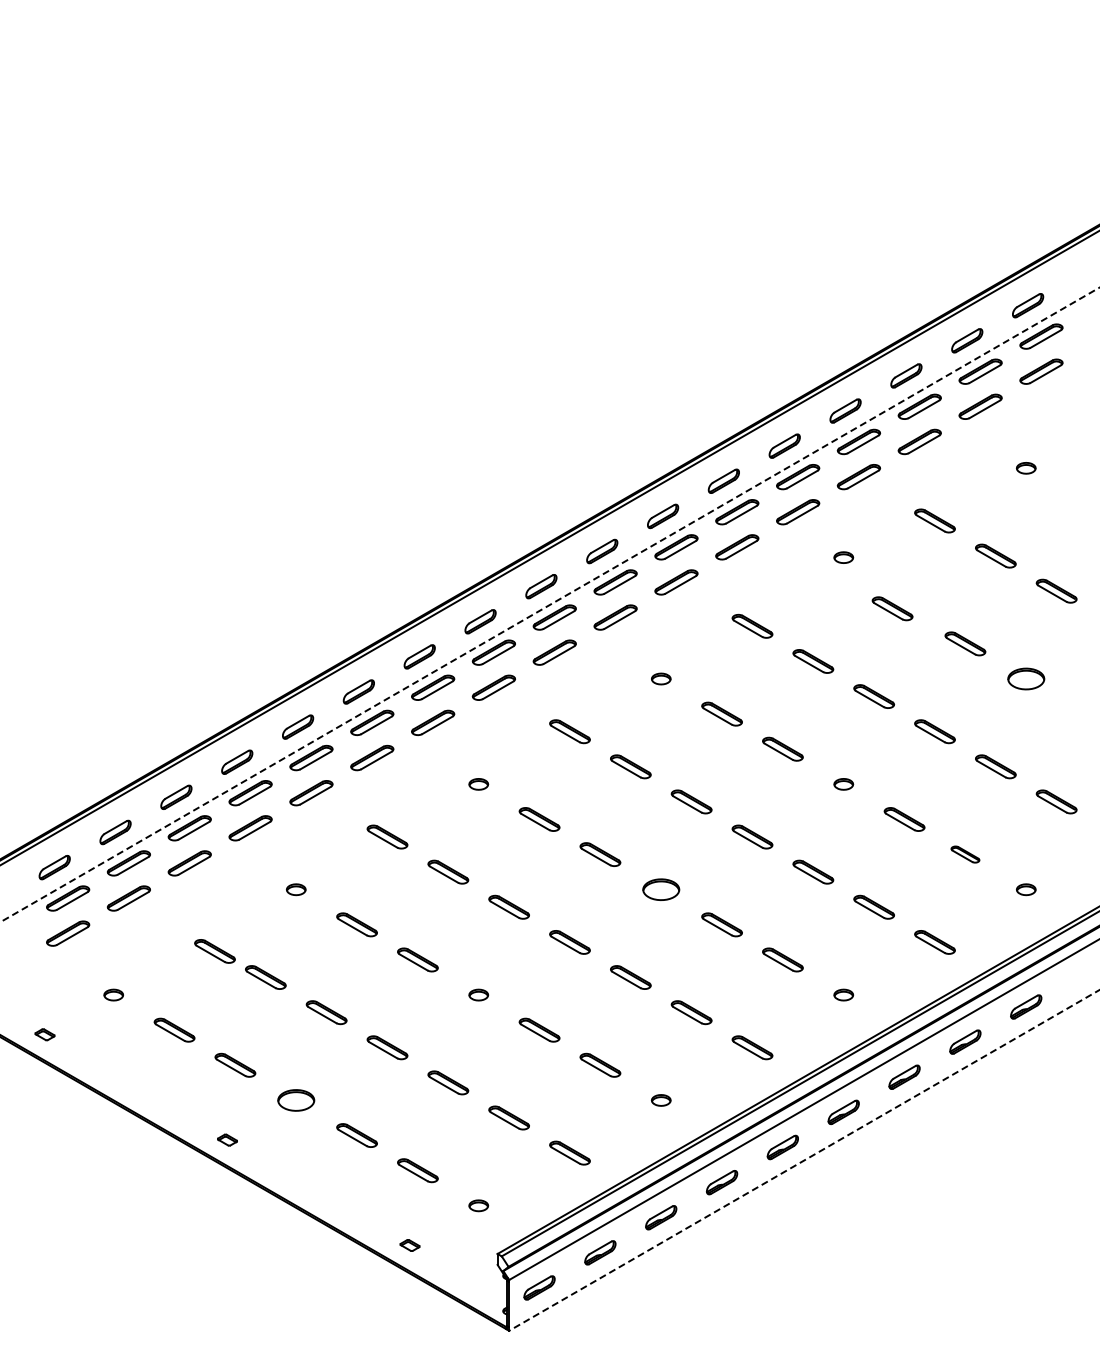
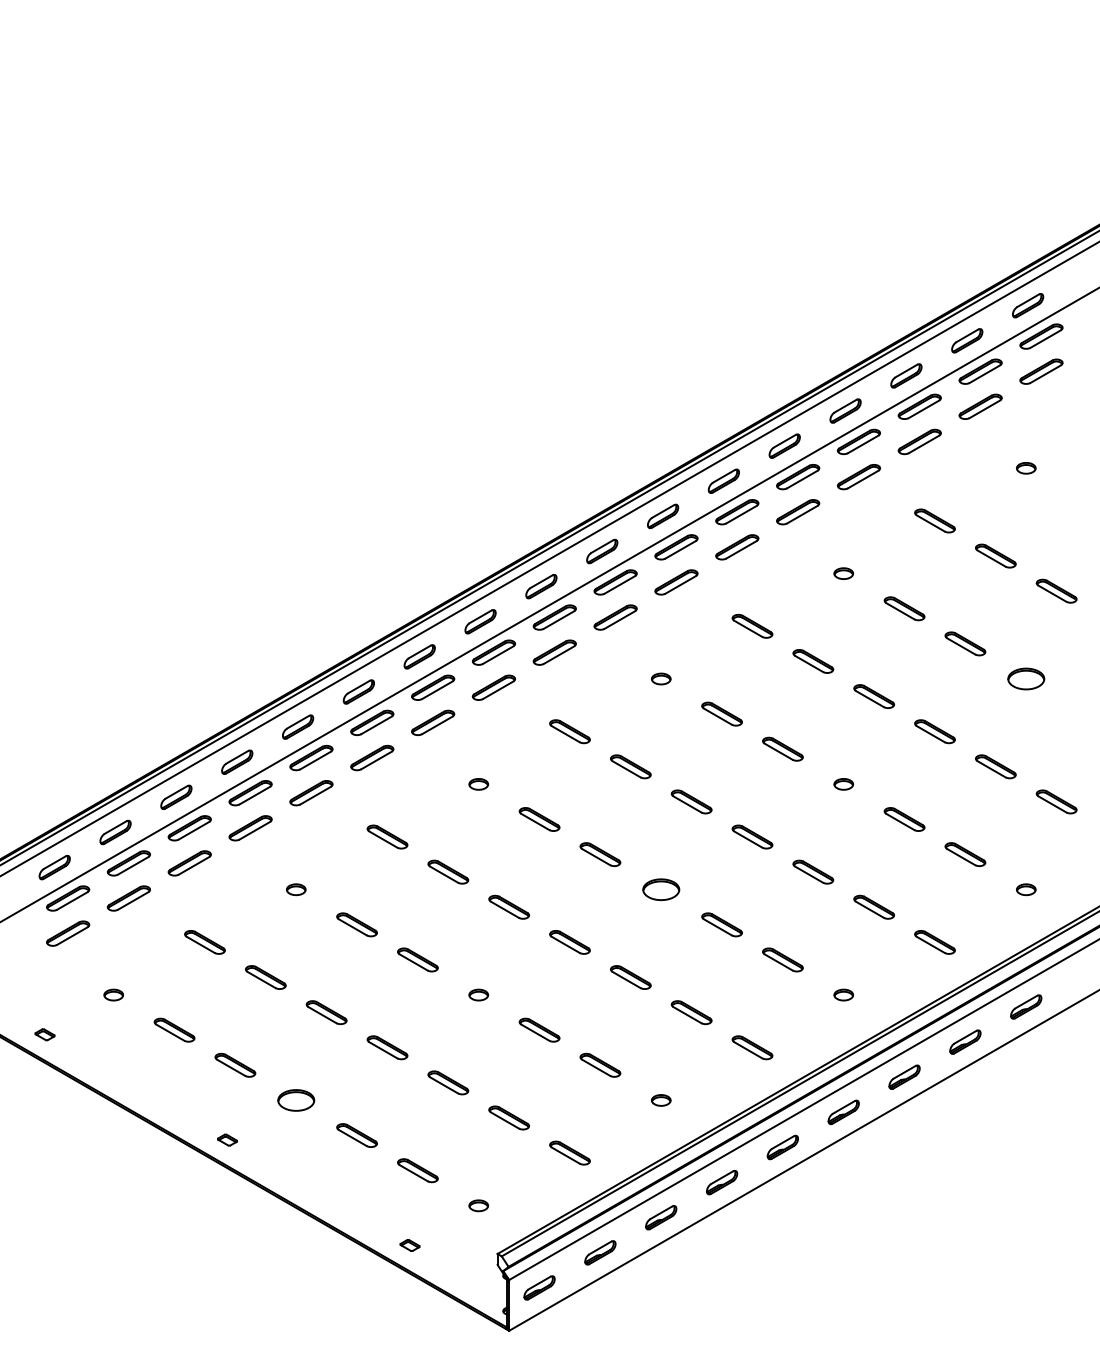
part position: (843, 557) -> (843, 573) (843, 573)
line: none -> present (549, 559)
line: dashed -> solid (549, 605)
part position: (892, 608) -> (904, 608) (904, 608)
part size: 31x19 px -> 43x25 px (965, 854)
part position: (214, 951) -> (204, 942) (204, 942)
line: dashed -> solid (804, 1160)
